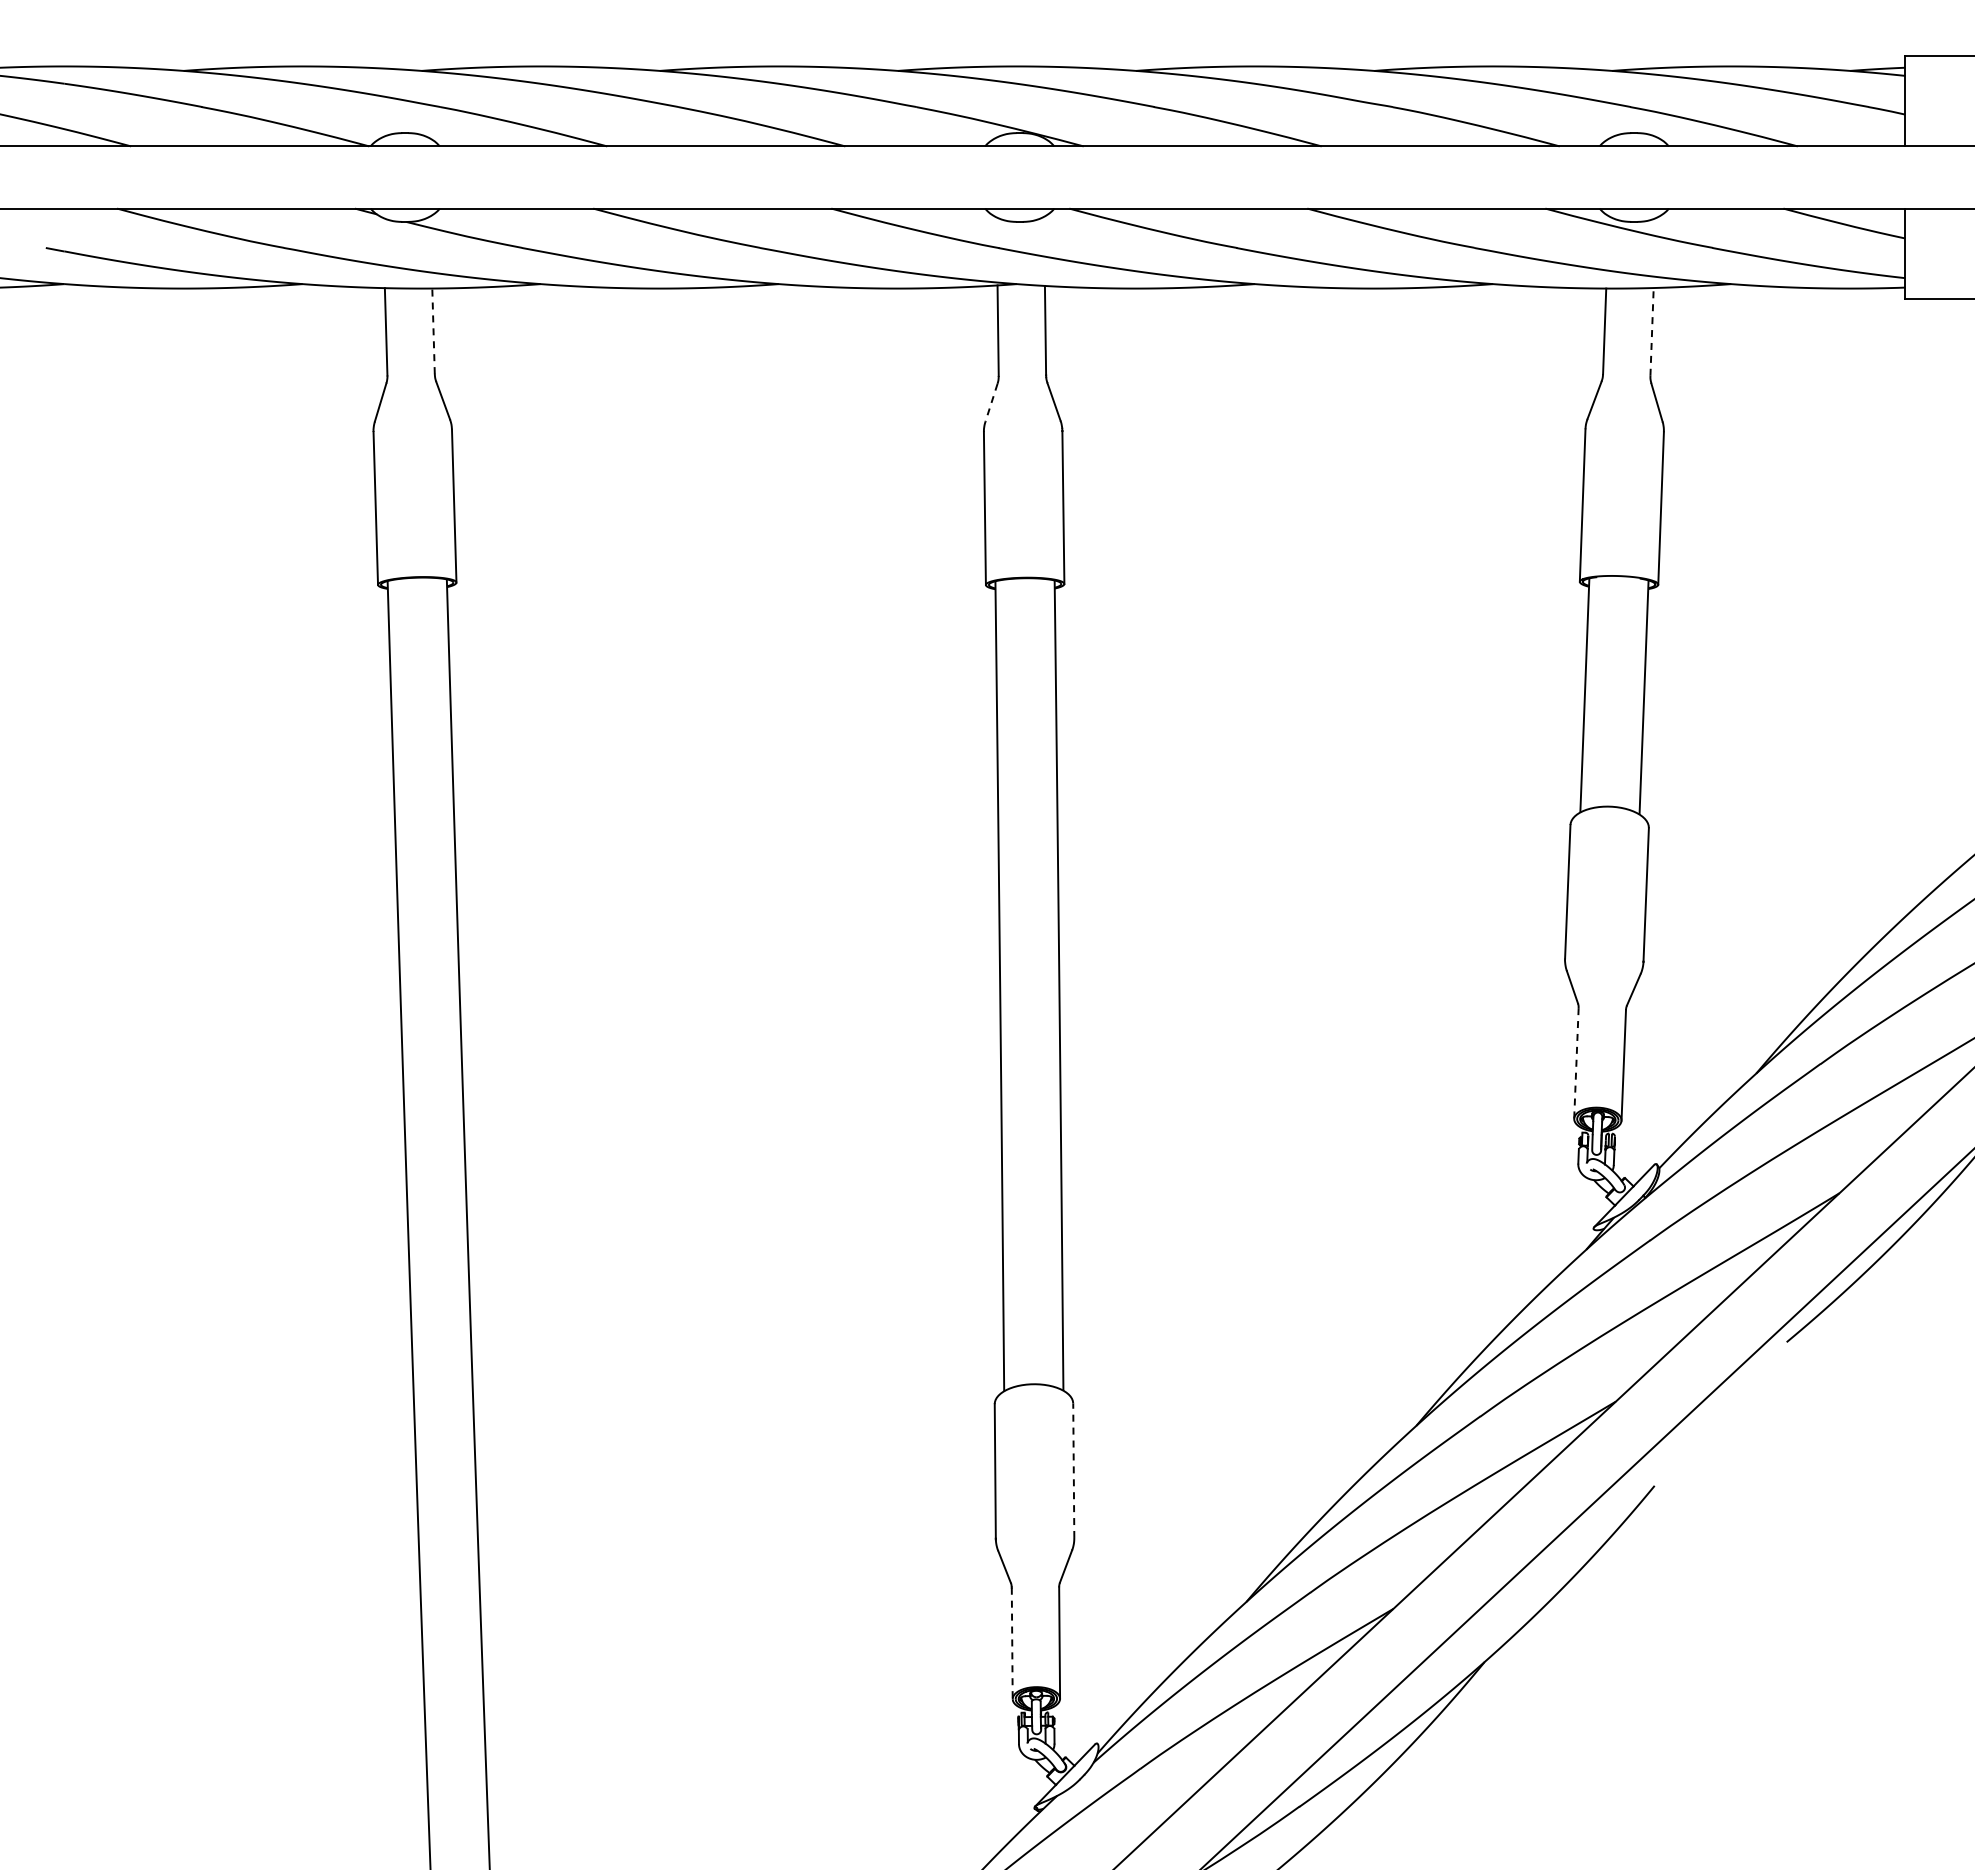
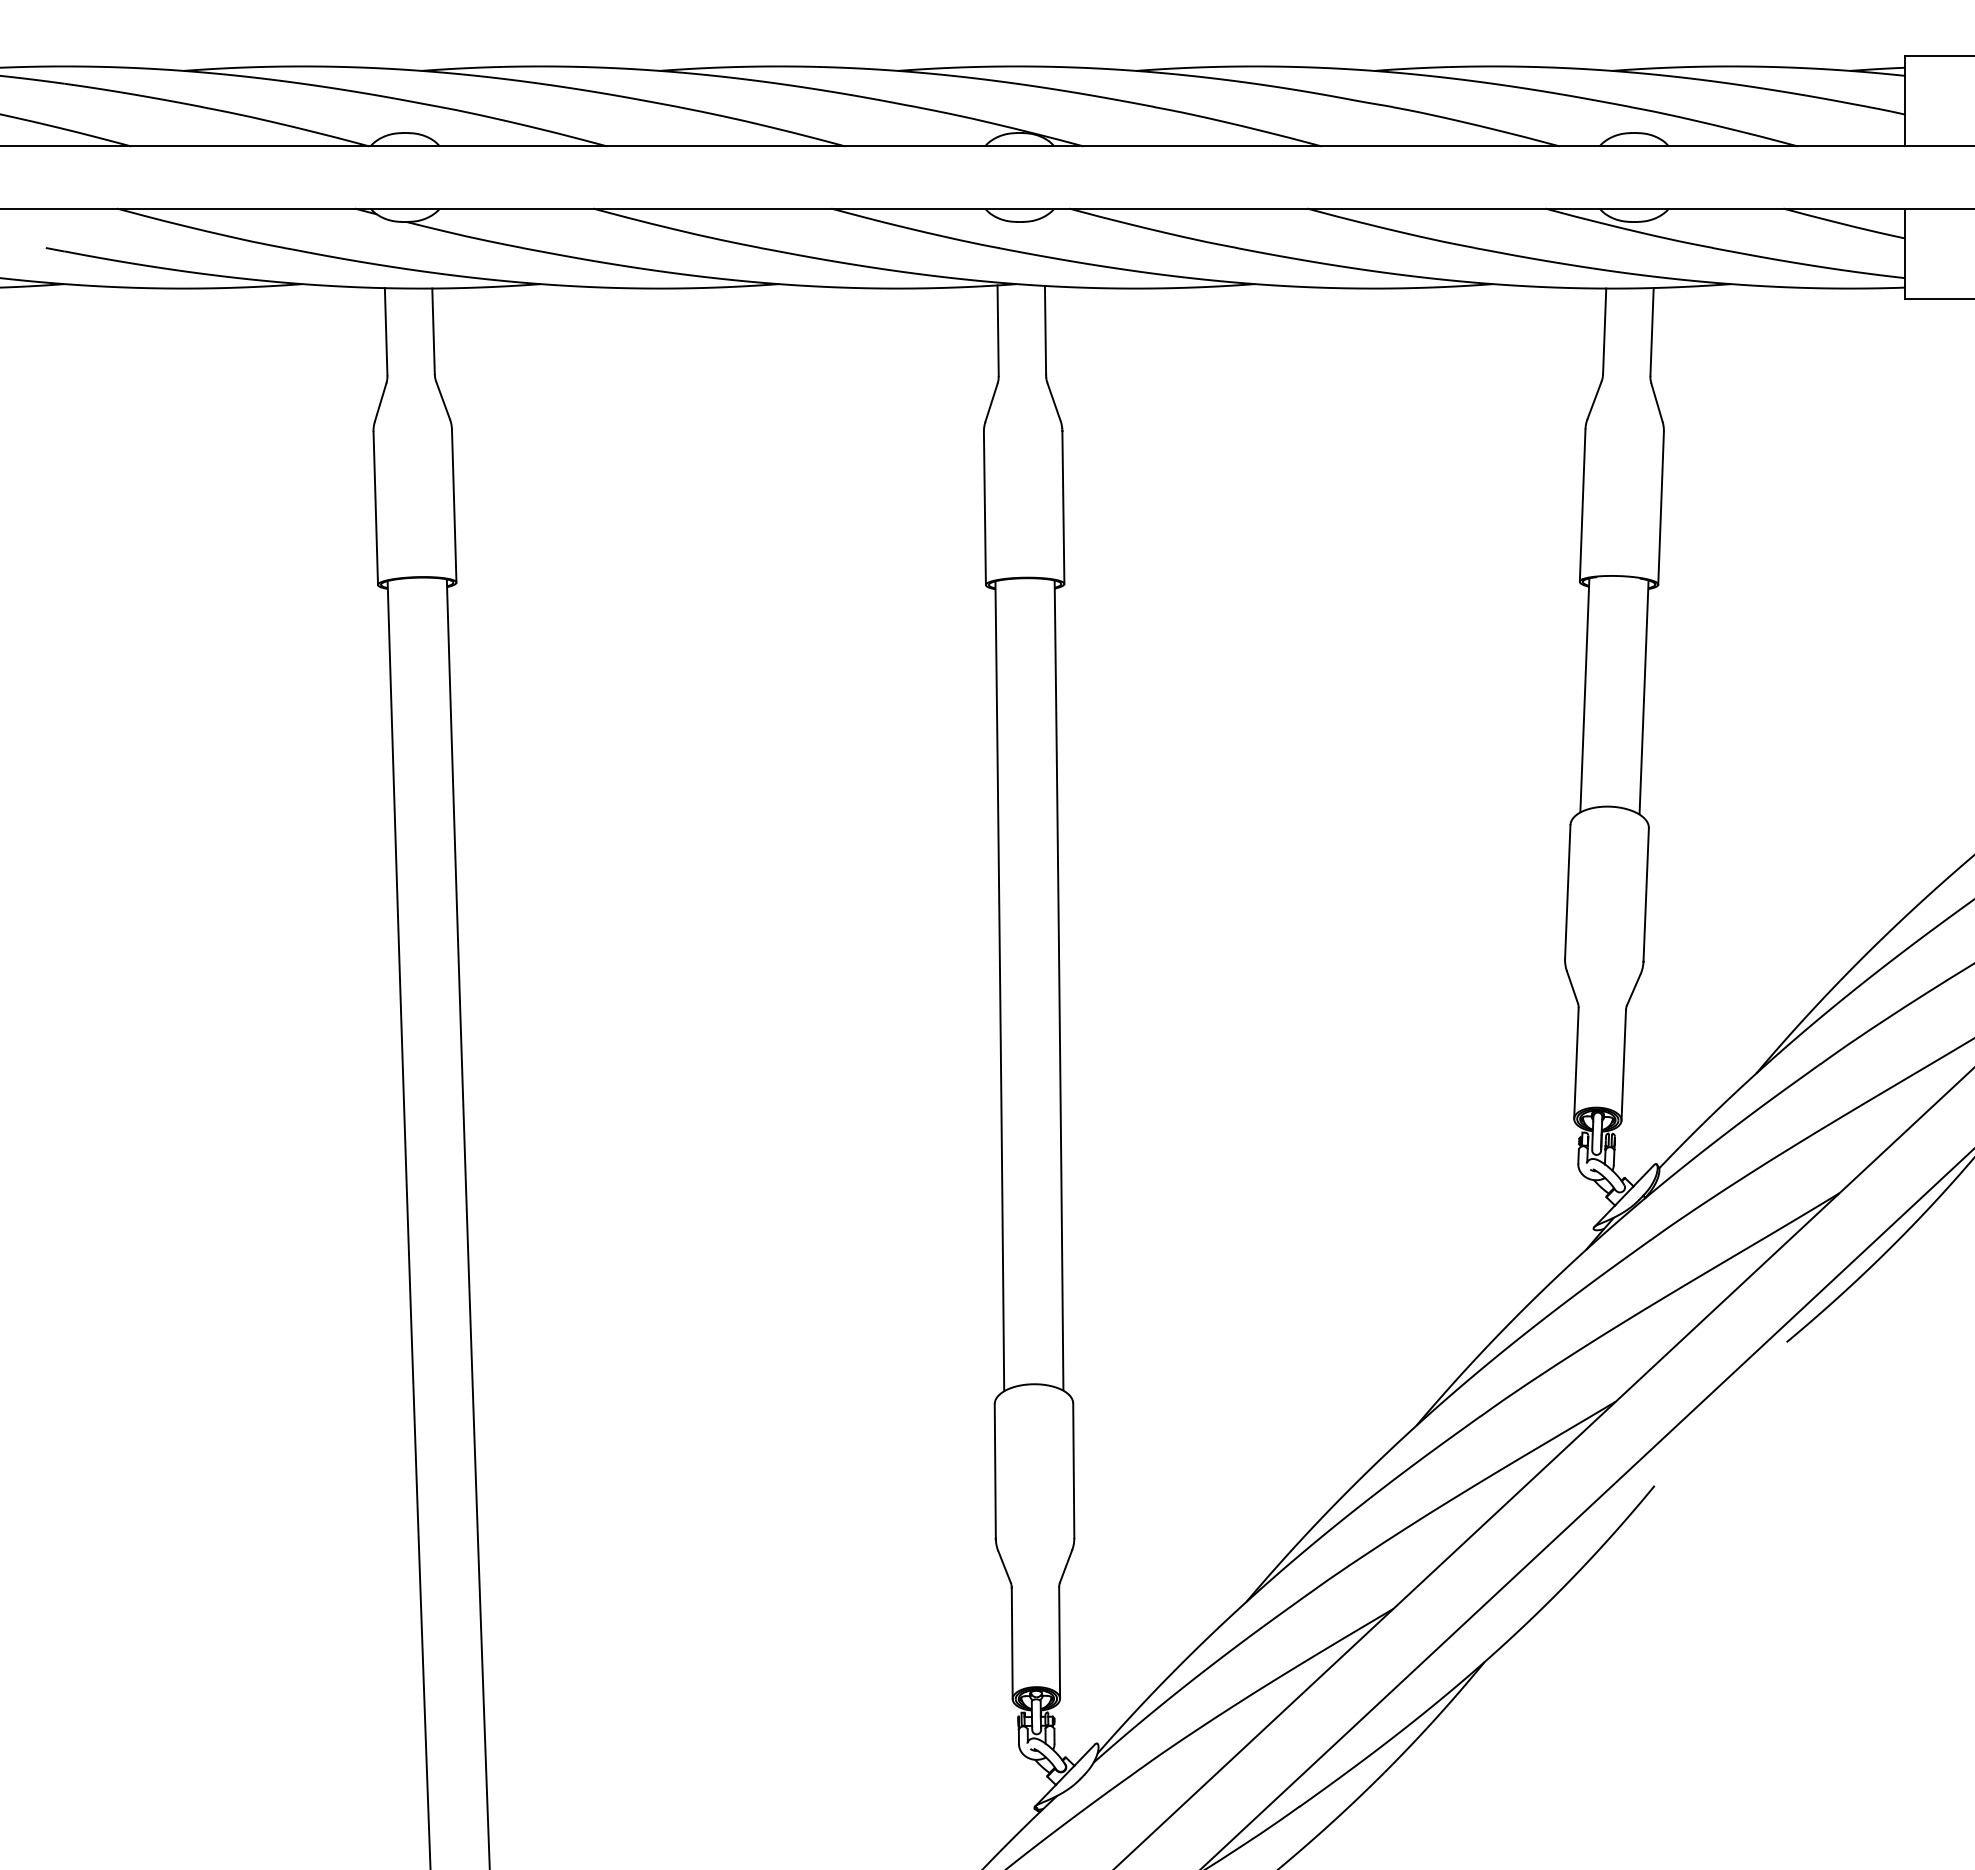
line: dashed -> solid (433, 331)
line: dashed -> solid (1652, 331)
line: dashed -> solid (991, 402)
line: dashed -> solid (1576, 1063)
line: dashed -> solid (1073, 1470)
line: dashed -> solid (1012, 1643)
